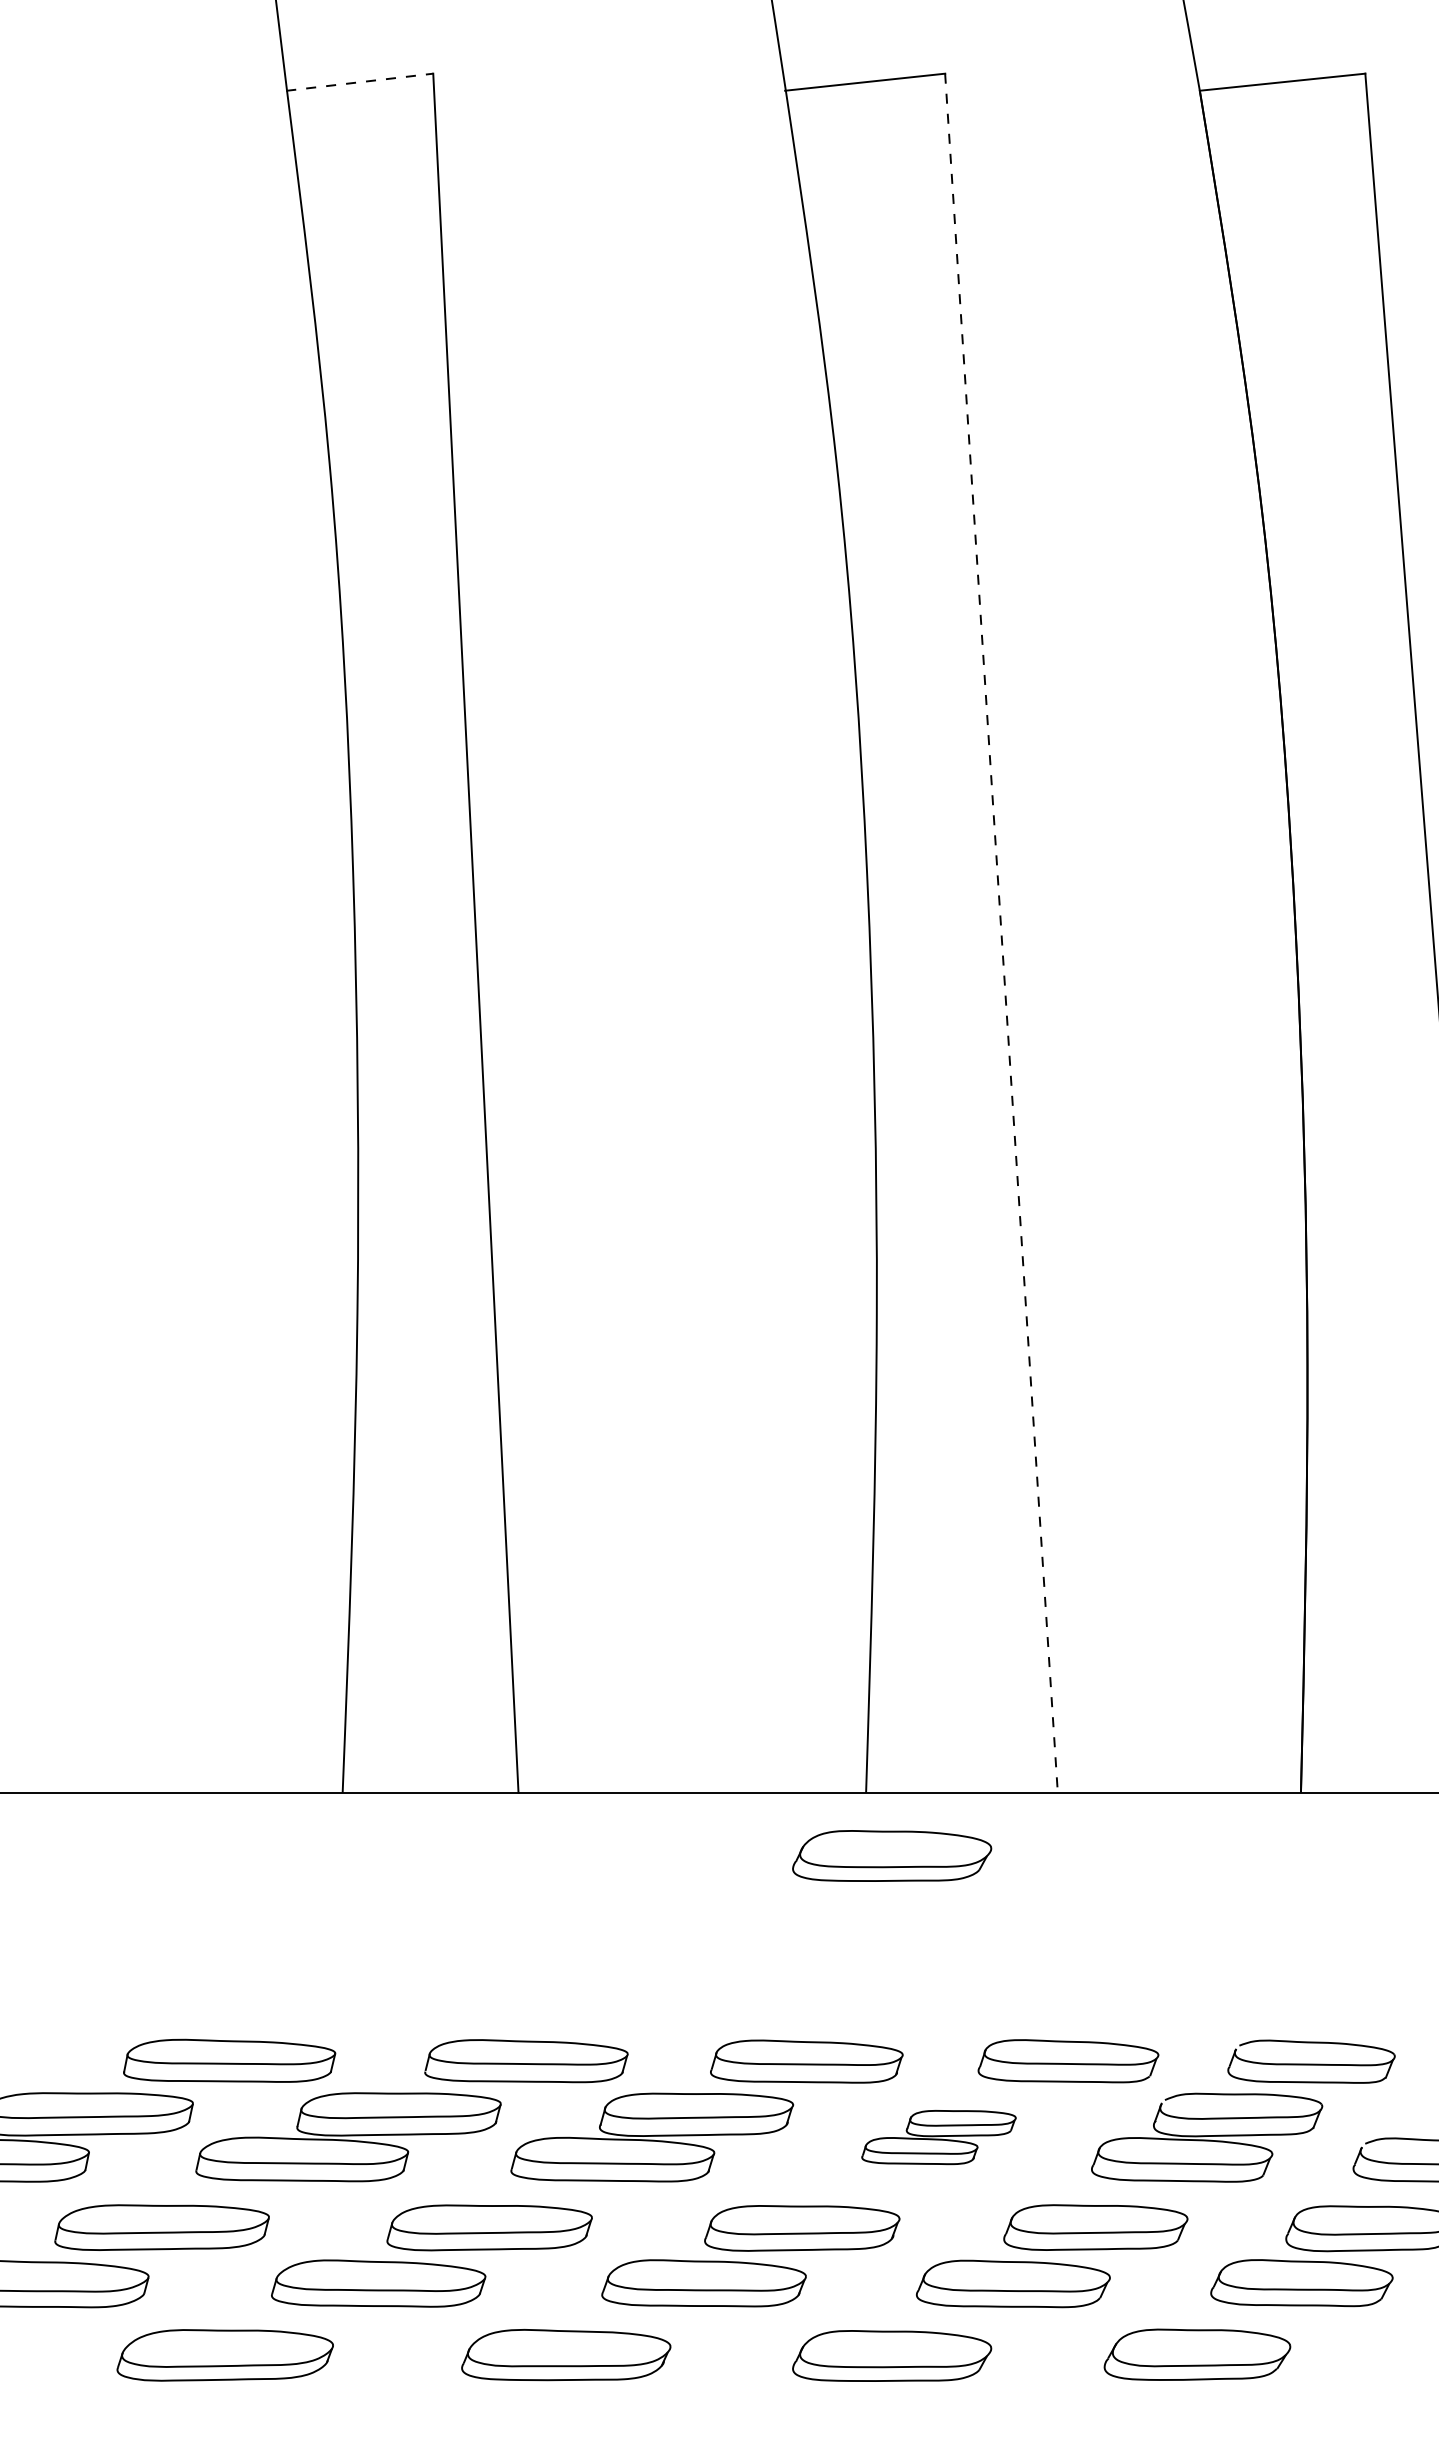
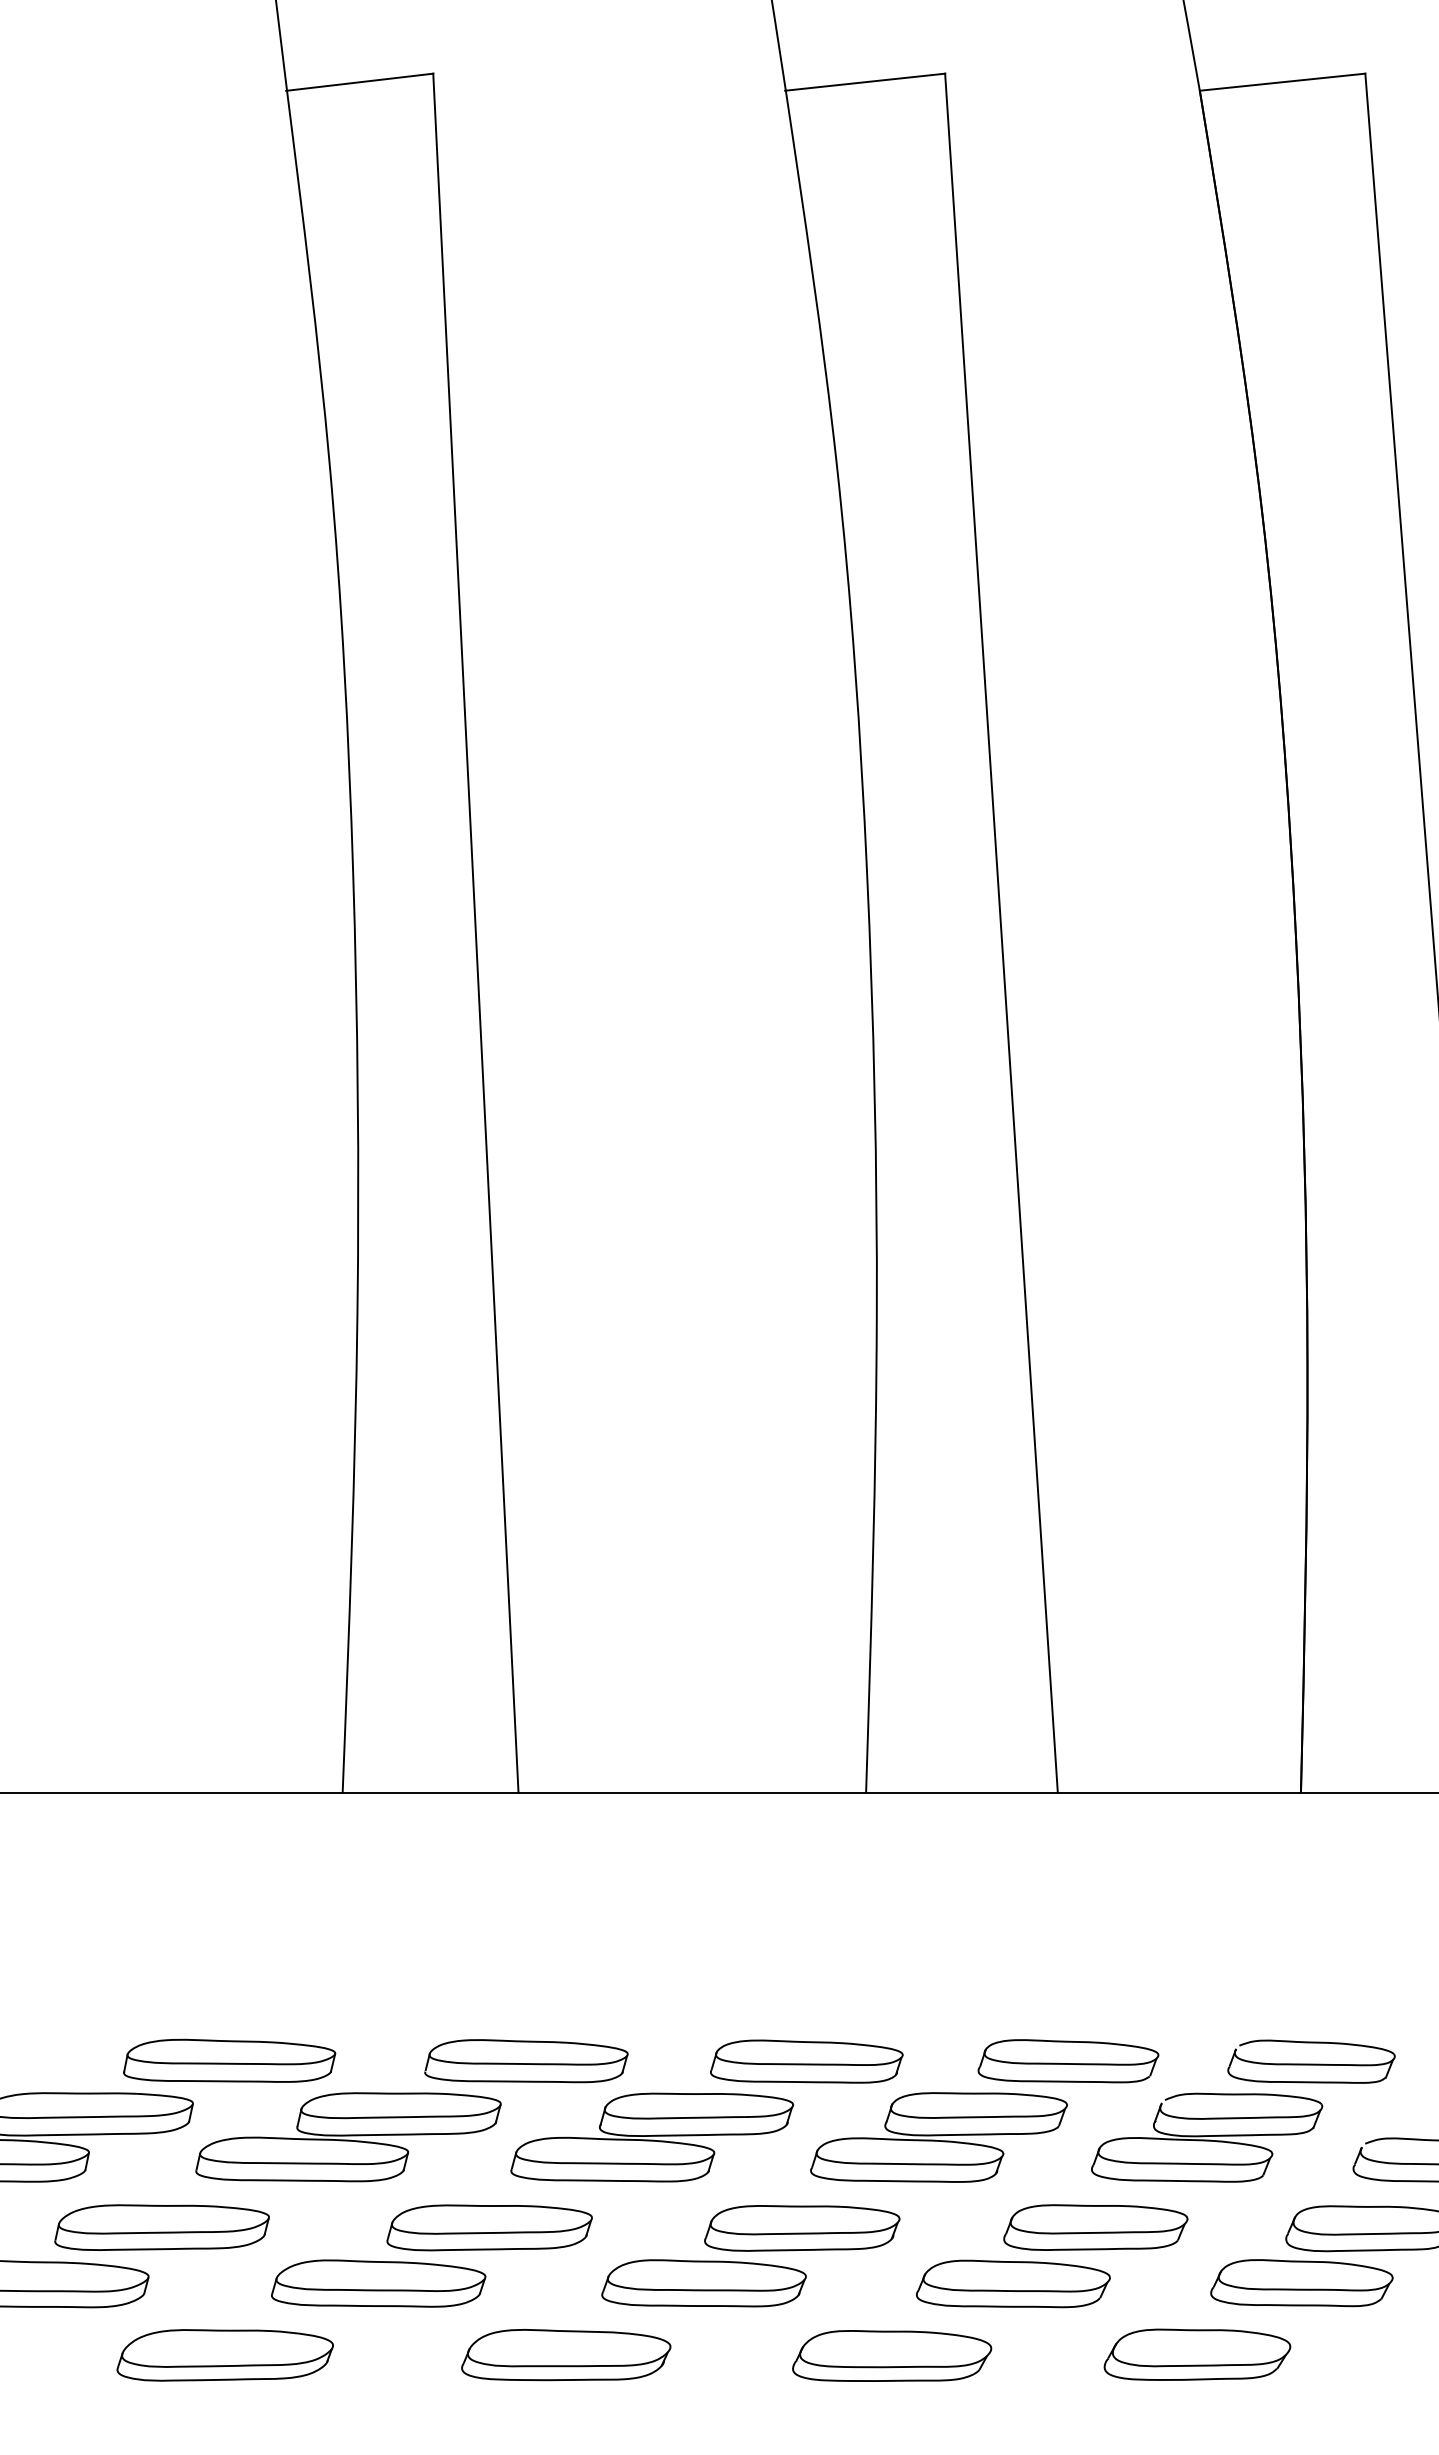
line: dashed -> solid (360, 82)
line: dashed -> solid (1001, 933)
part: present -> none (892, 1855)
part size: 156x56 px -> 258x91 px (938, 2137)
